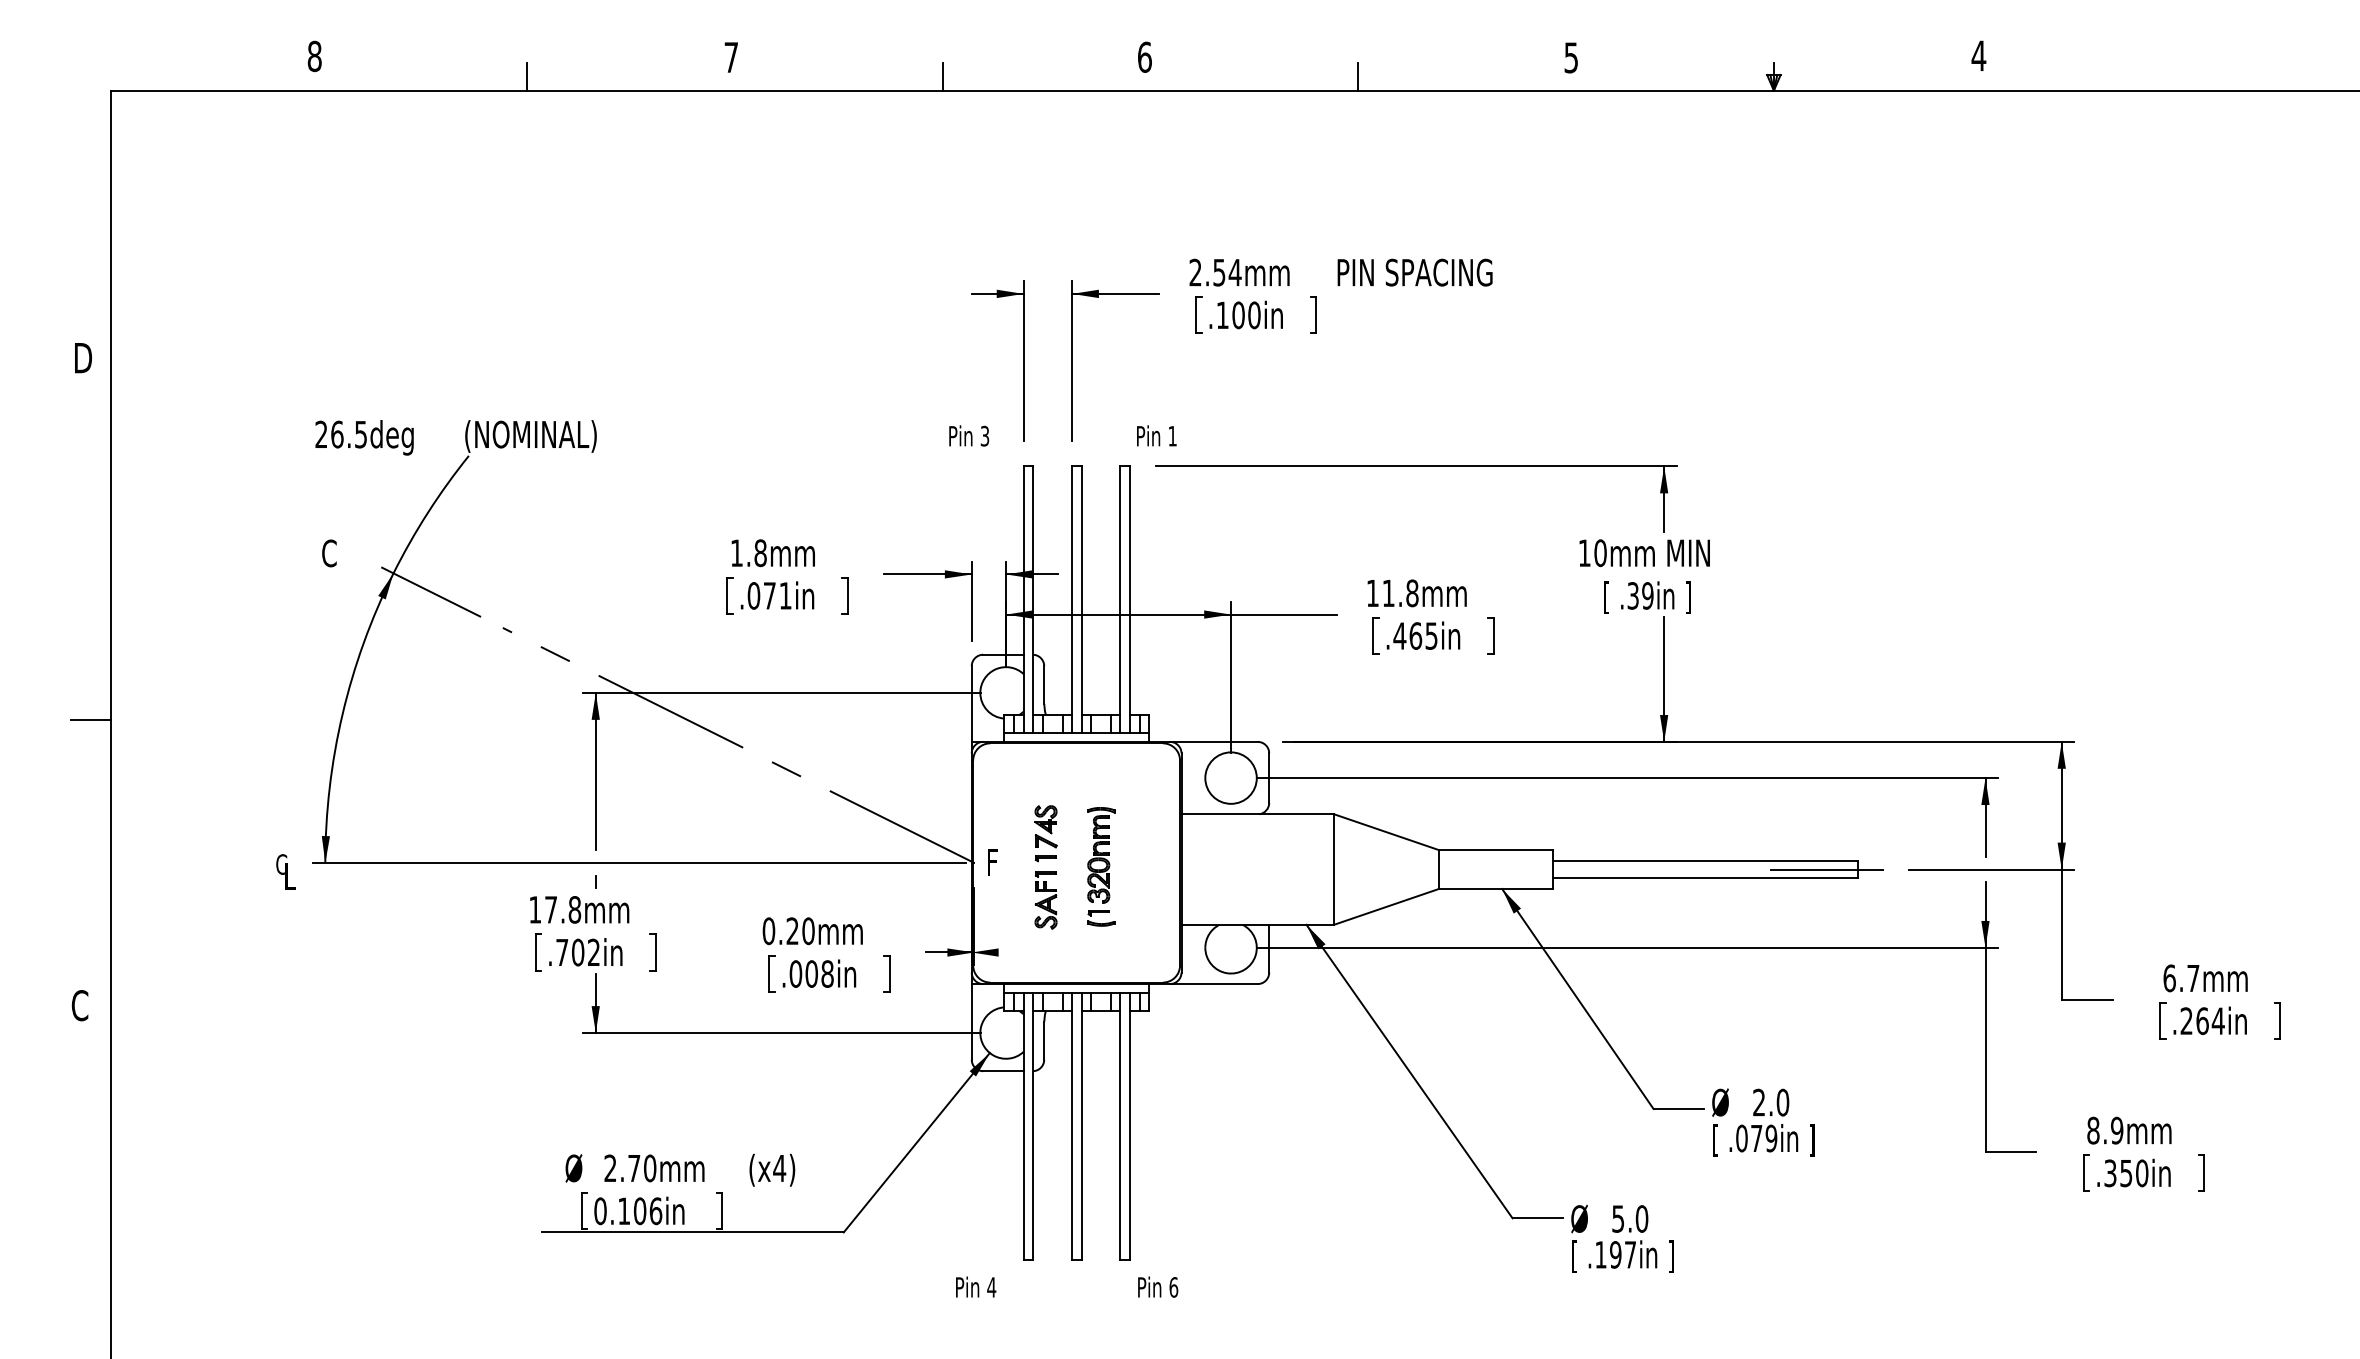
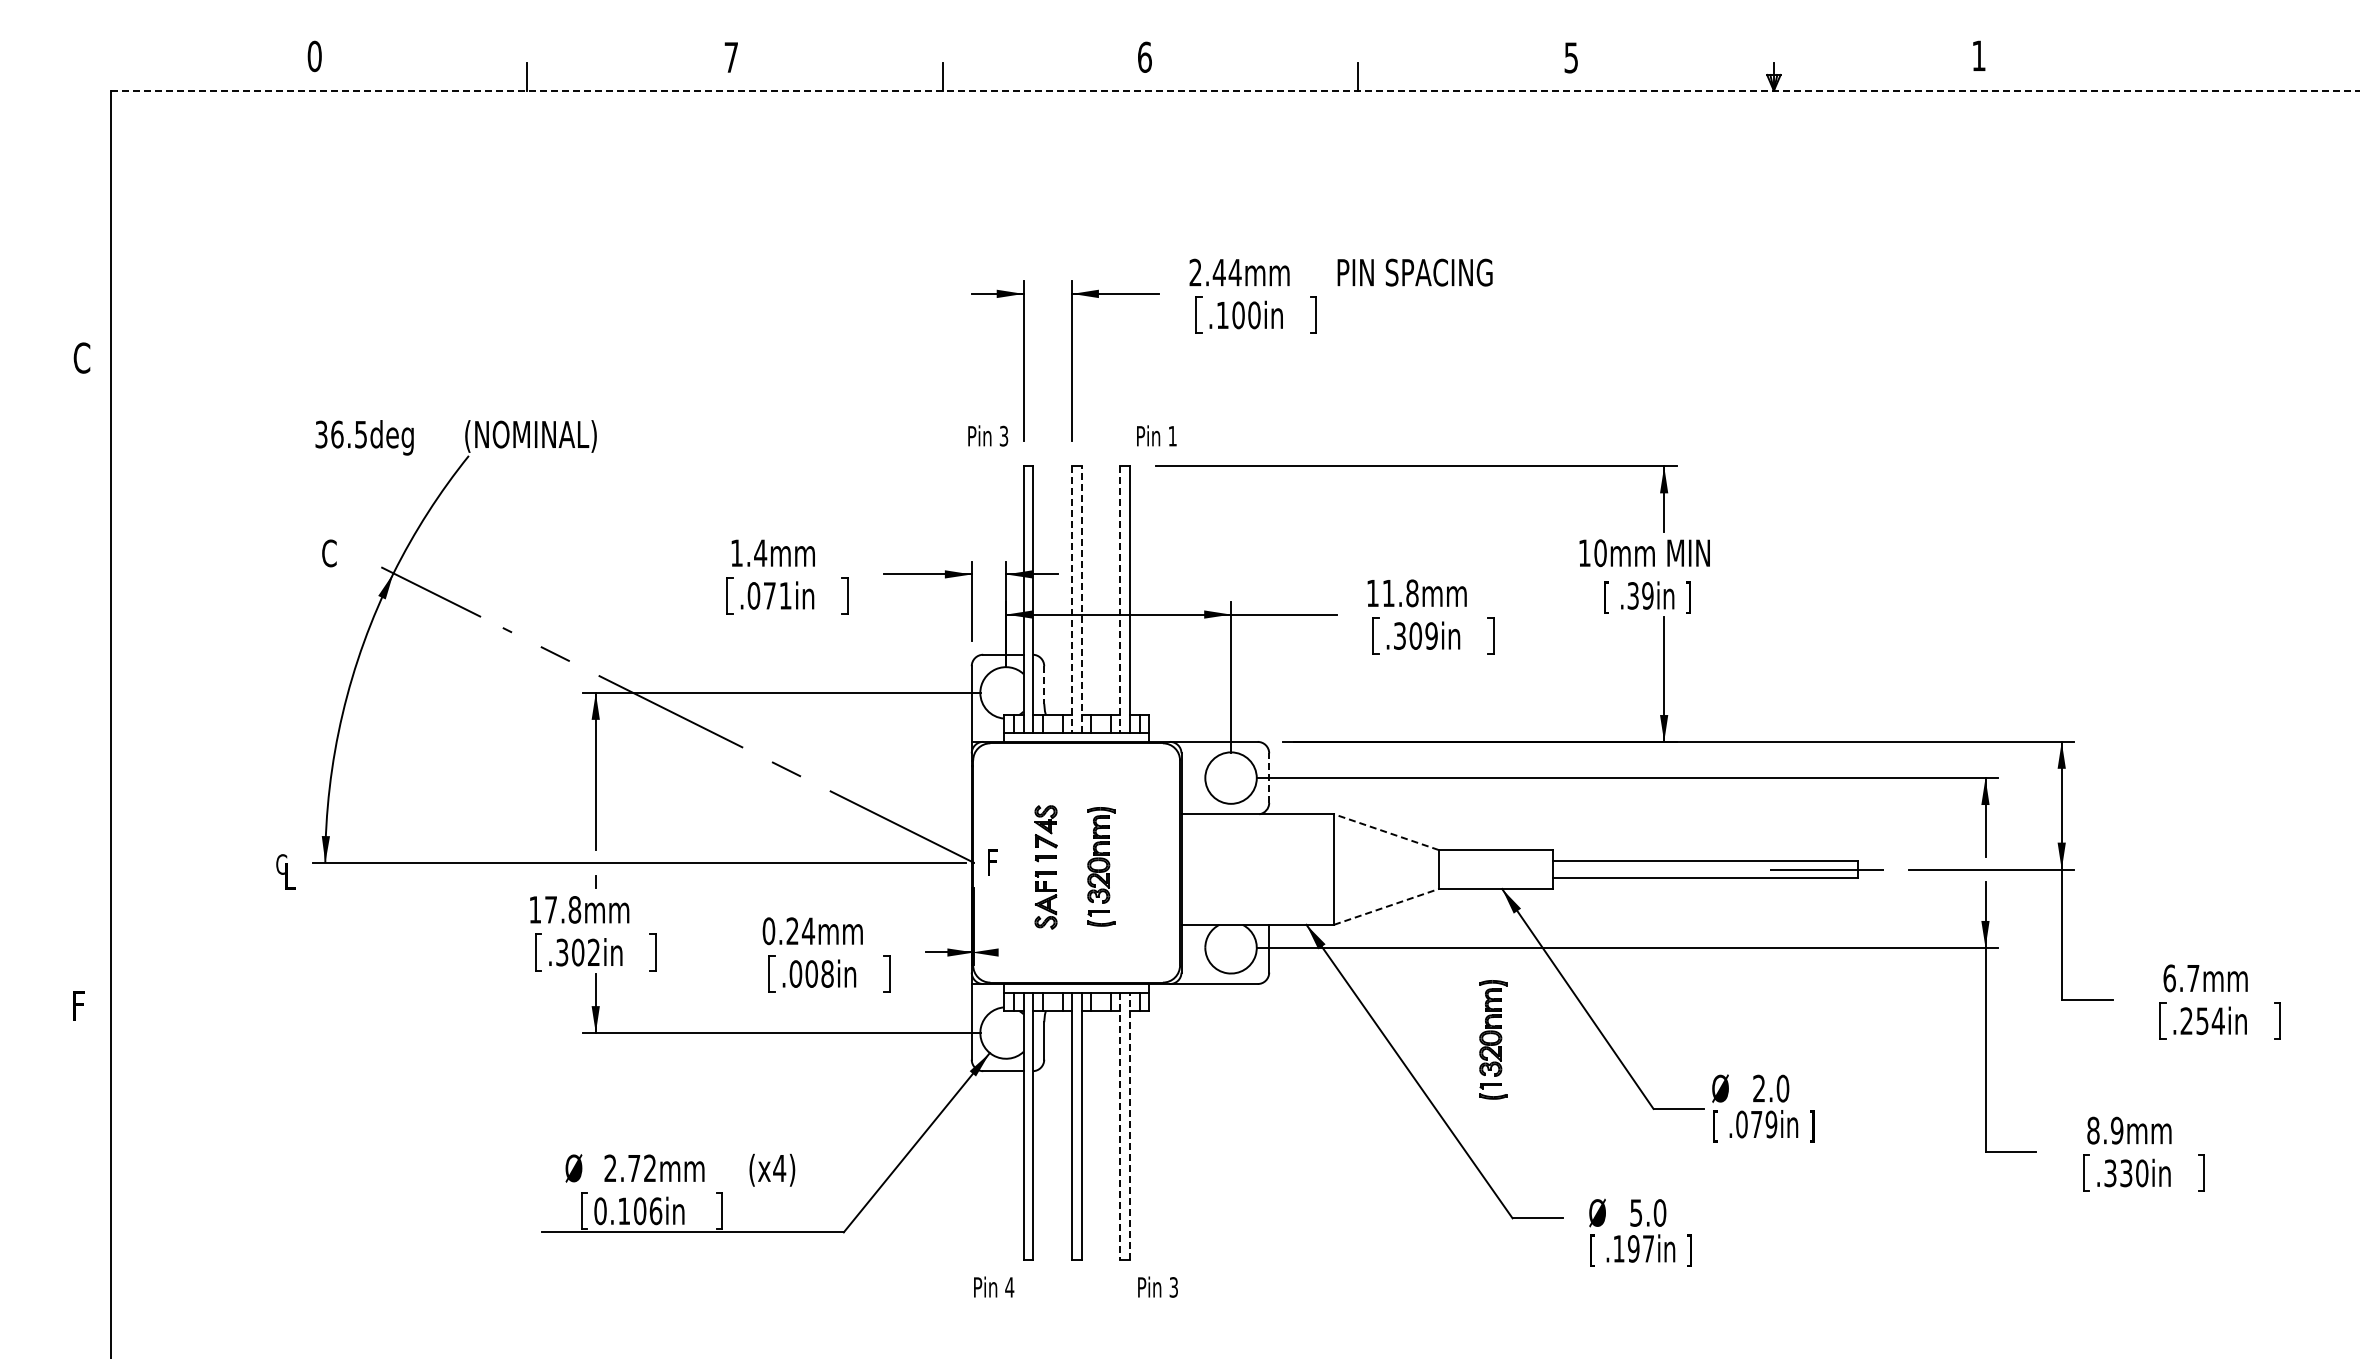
text: 4 -> 1 (1978, 55)
text: 8 -> 0 (314, 56)
line: solid -> dashed (1235, 90)
text: 2.54mm -> 2.44mm (1218, 272)
text: D -> C (82, 357)
text: 26.5deg -> 36.5deg (321, 434)
text position: (969, 435) -> (988, 435) (988, 435)
text: 1.8mm -> 1.4mm (760, 553)
line: solid -> dashed (1081, 599)
line: solid -> dashed (1072, 600)
line: solid -> dashed (1120, 600)
text: .465in -> .309in (1415, 635)
line: solid -> dashed (1044, 684)
line: present -> none (90, 720)
line: solid -> dashed (1269, 778)
line: solid -> dashed (1385, 832)
line: solid -> dashed (1386, 906)
text: 0.20mm -> 0.24mm (808, 931)
text: .702in -> .302in (562, 952)
text: C -> F (79, 1005)
text: .264in -> .254in (2202, 1021)
part: none -> present (1493, 1039)
text position: (1763, 1122) -> (1763, 1108) (1763, 1108)
line: solid -> dashed (1130, 1125)
line: solid -> dashed (1120, 1126)
text: 2.70mm -> 2.72mm (650, 1168)
text: .350in -> .330in (2126, 1172)
text position: (1622, 1238) -> (1640, 1232) (1640, 1232)
text position: (976, 1286) -> (994, 1286) (994, 1286)
text: 6 -> 3 (1173, 1287)
